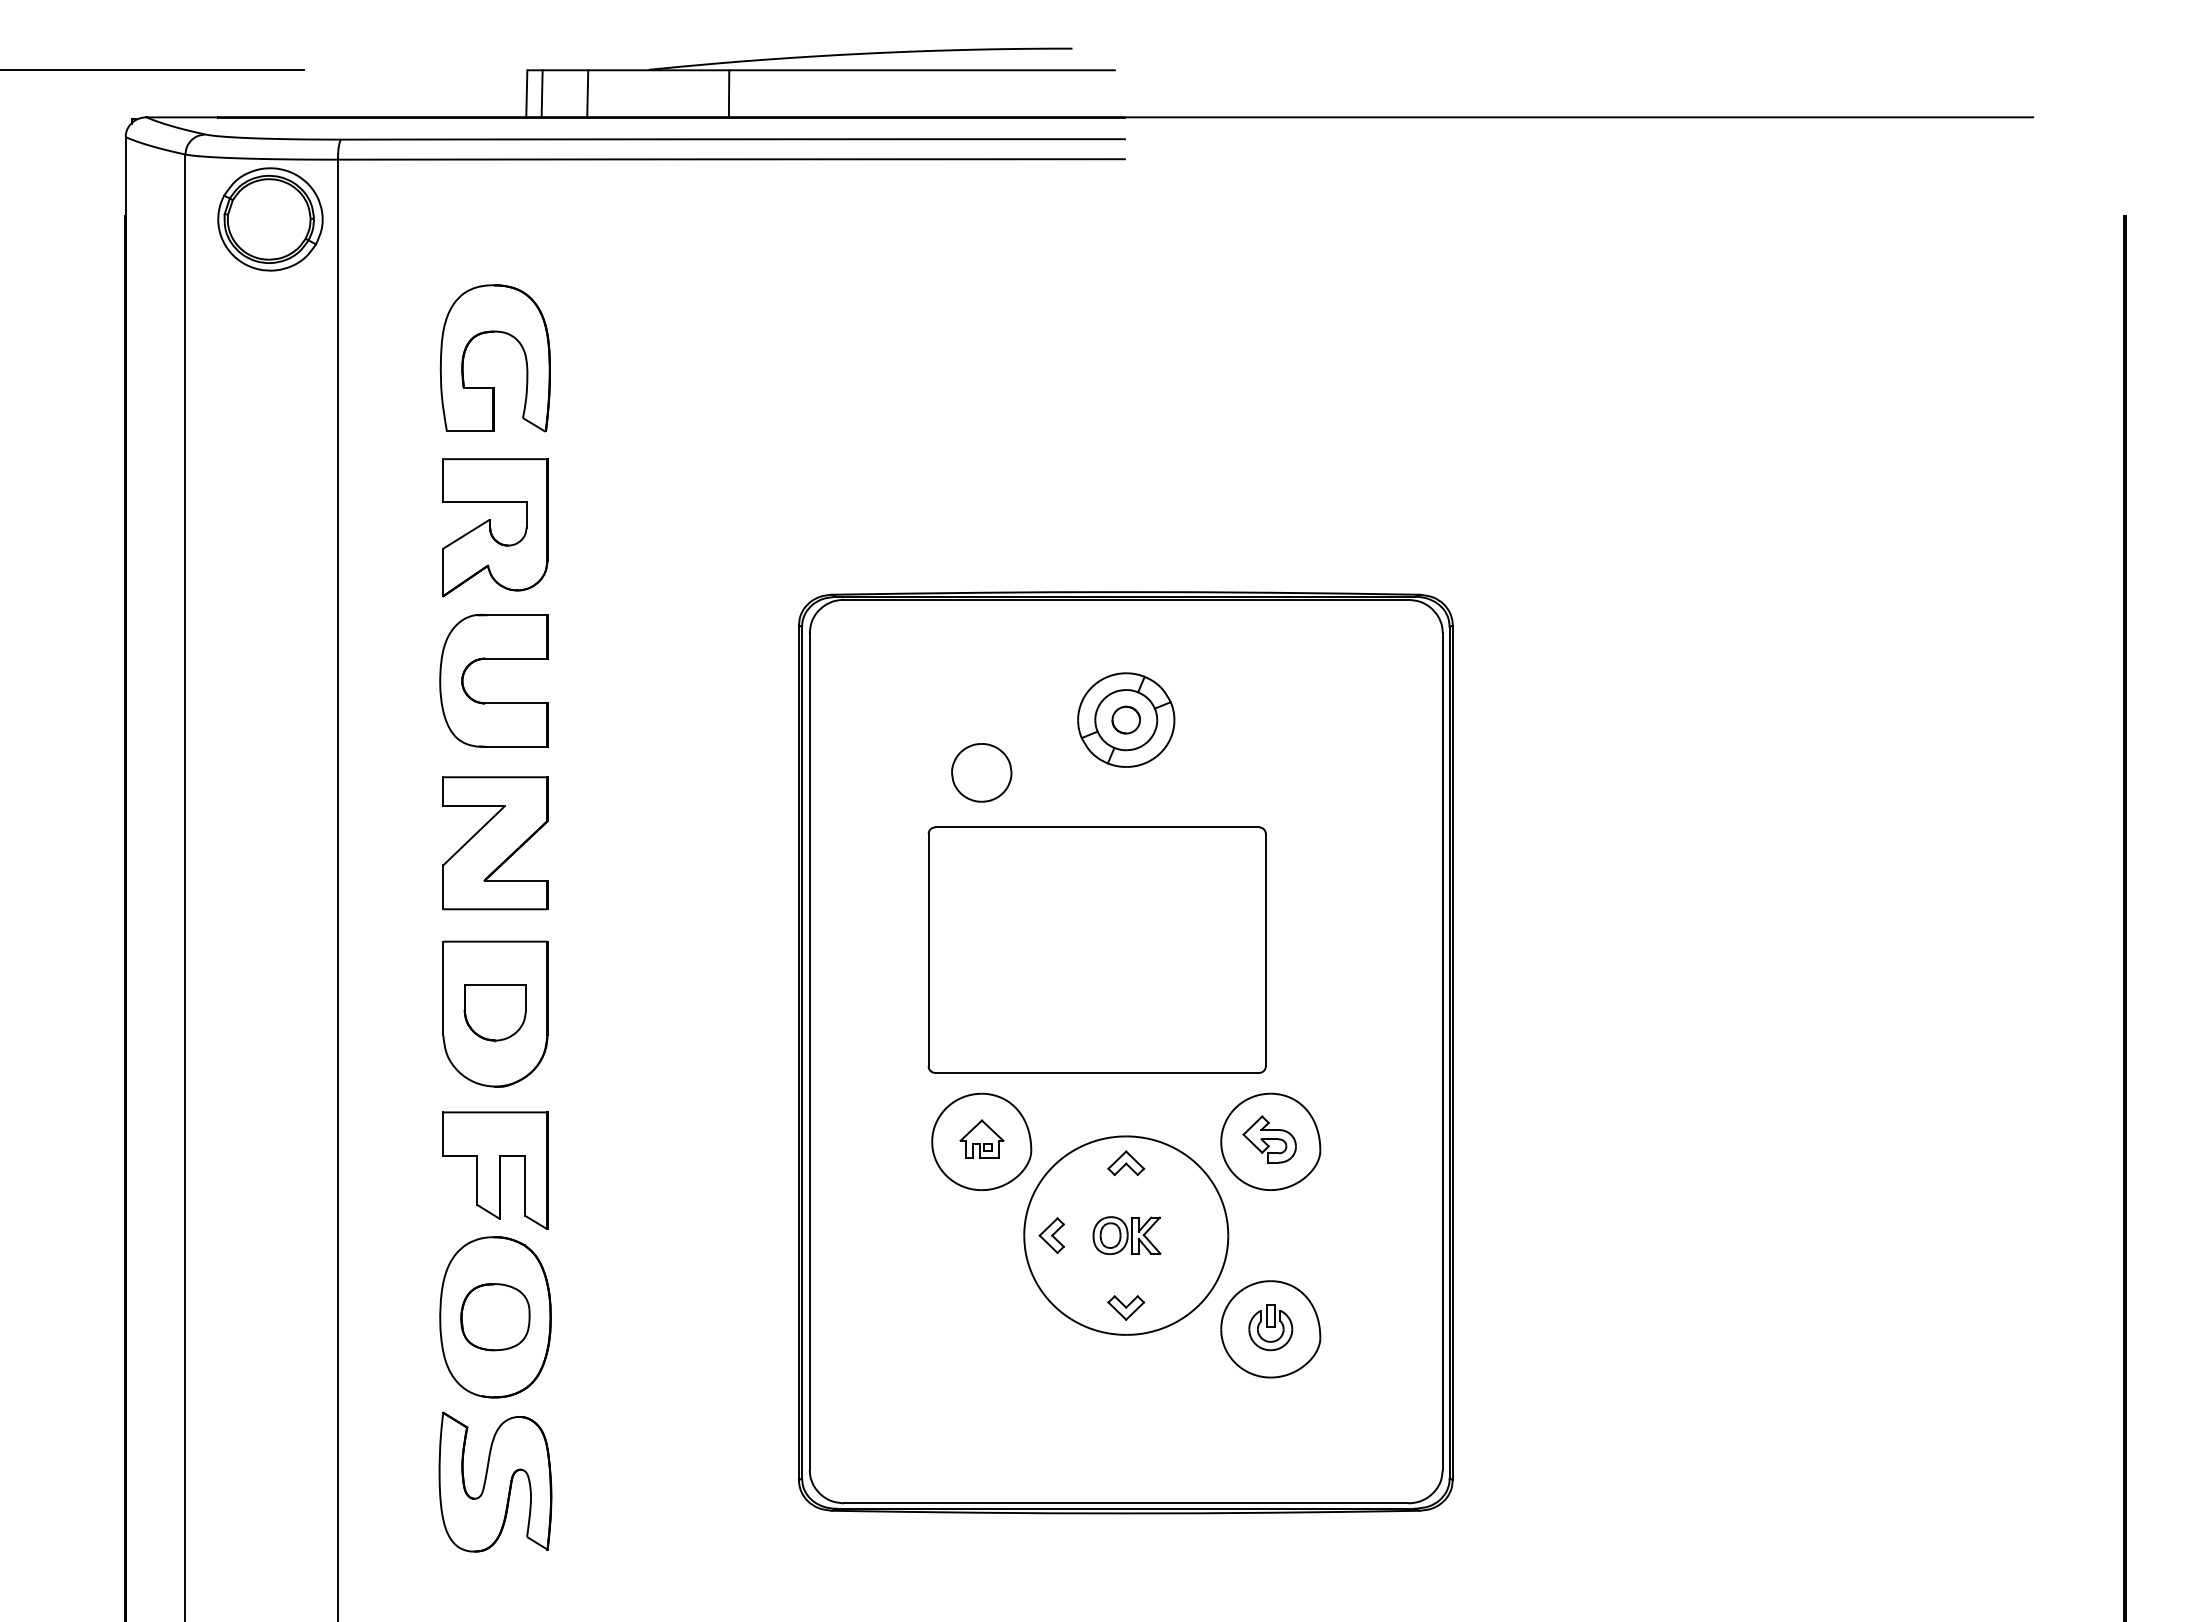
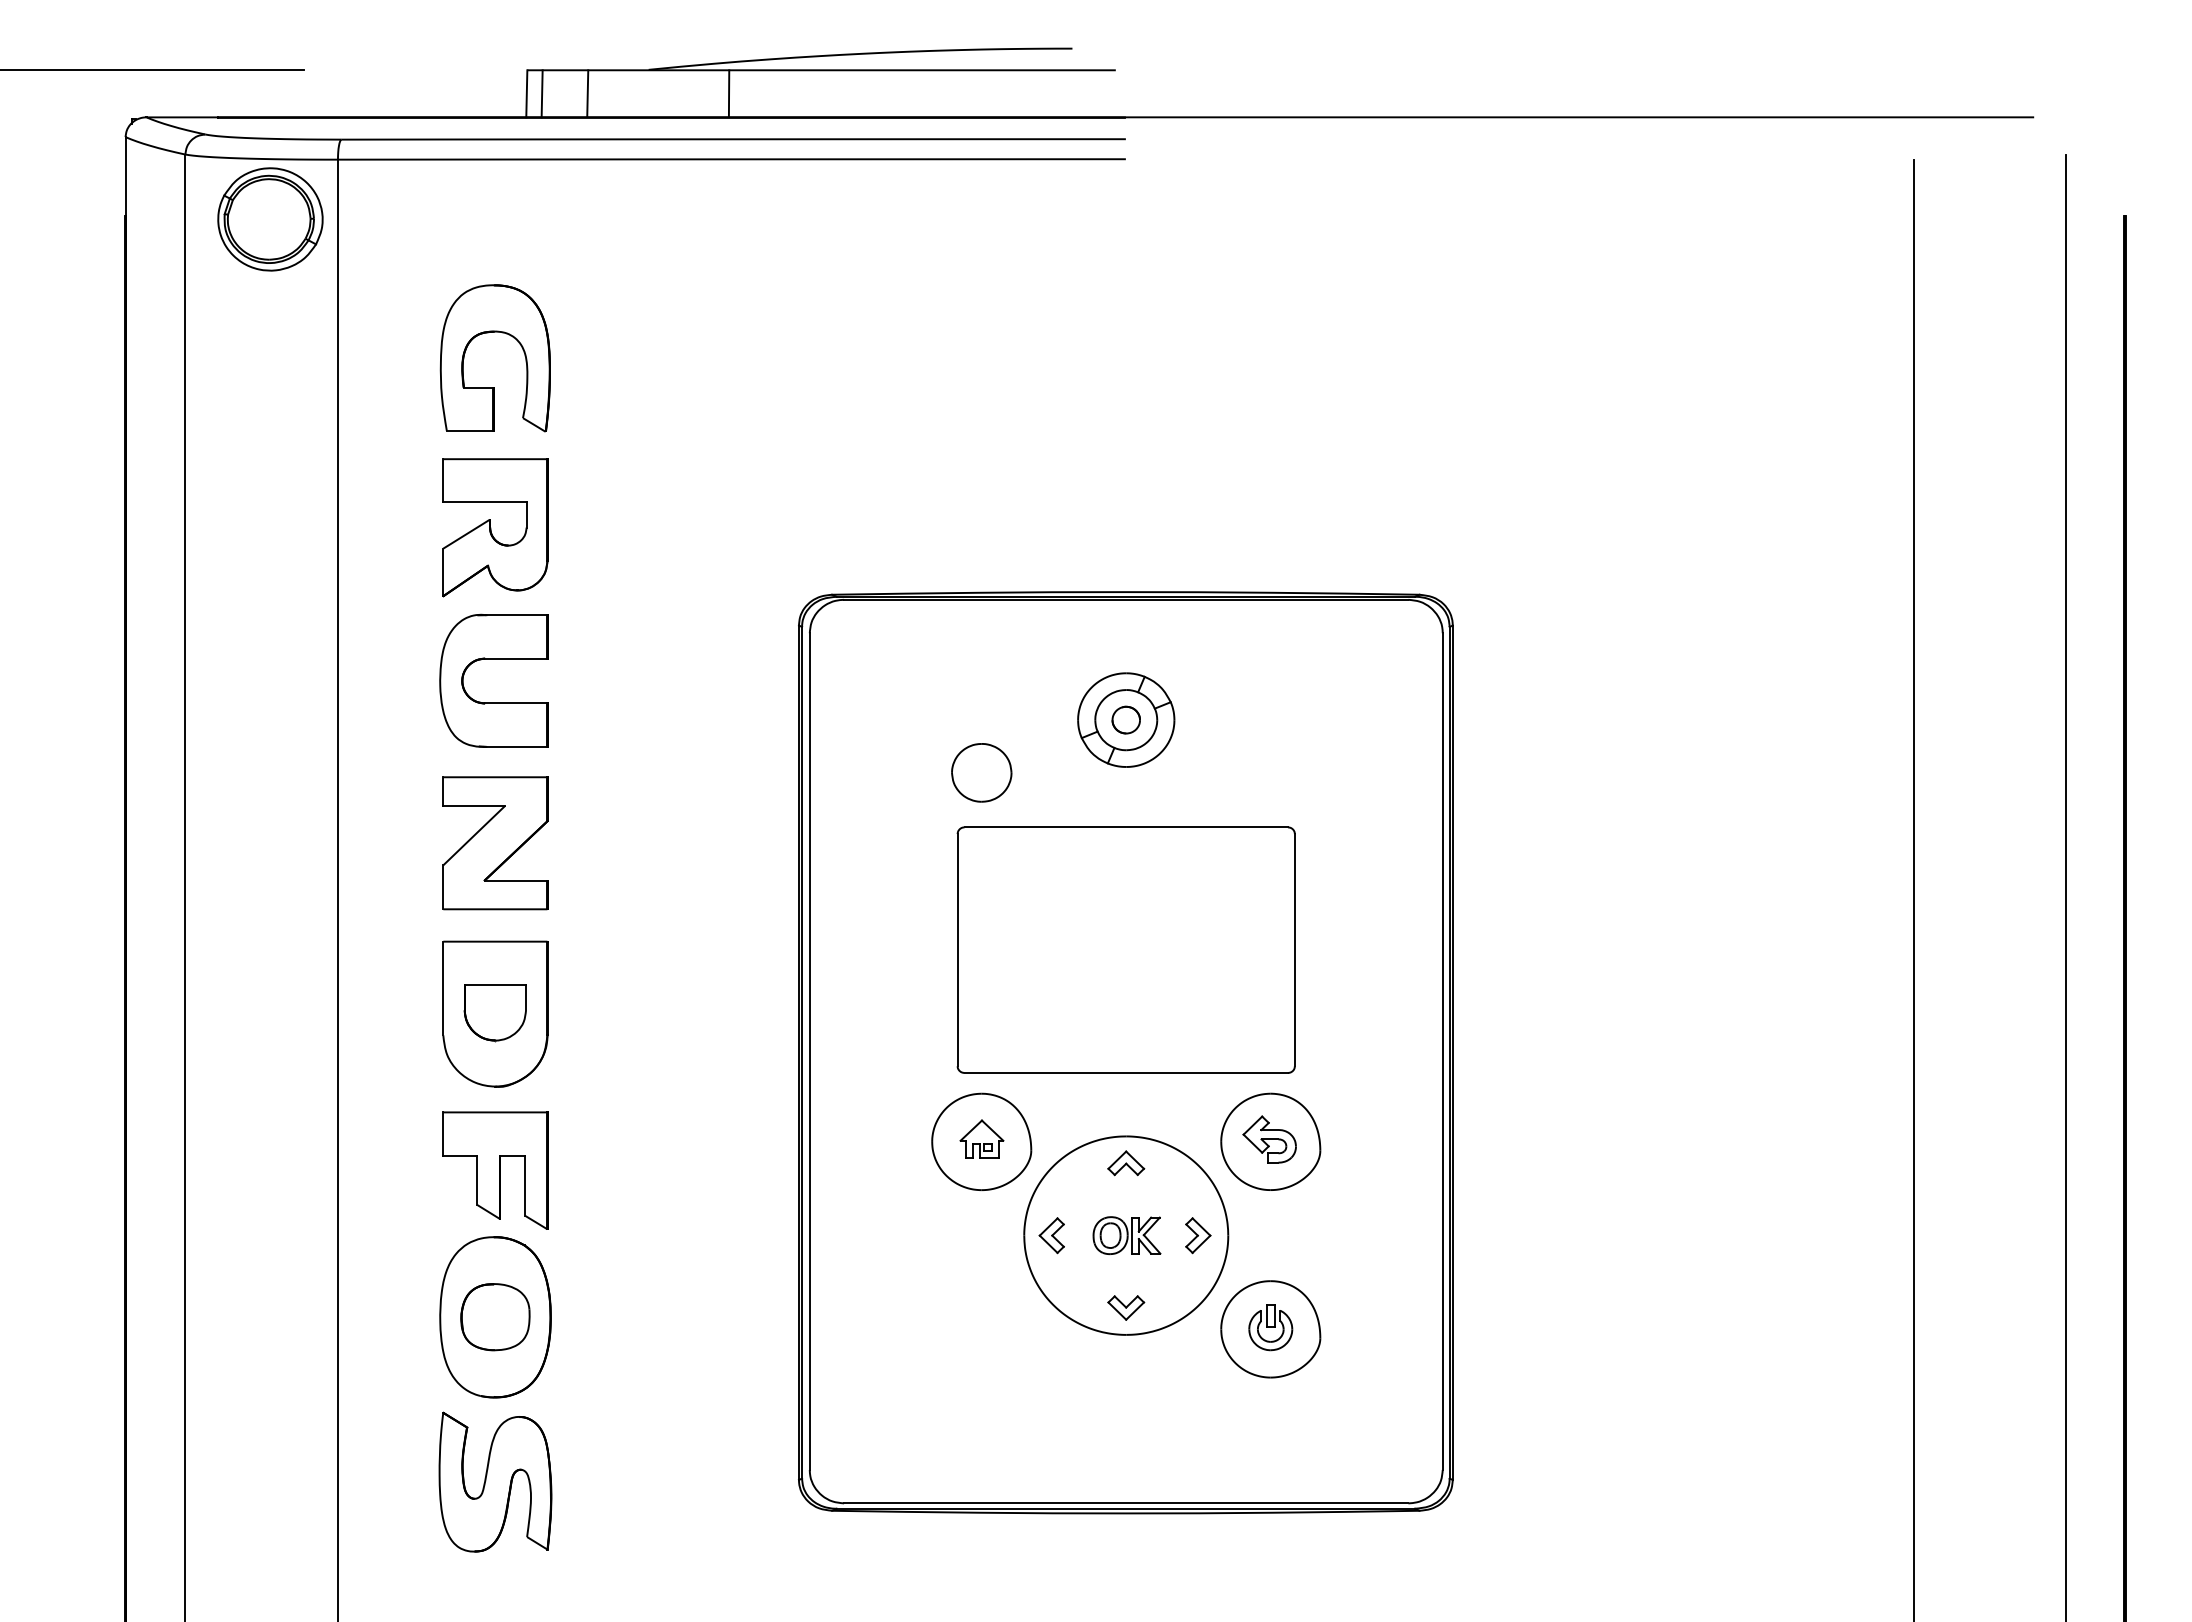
line: none -> present (2066, 886)
line: none -> present (1913, 888)
part position: (1096, 949) -> (1125, 949) (1125, 949)
part: none -> present (1198, 1235)
